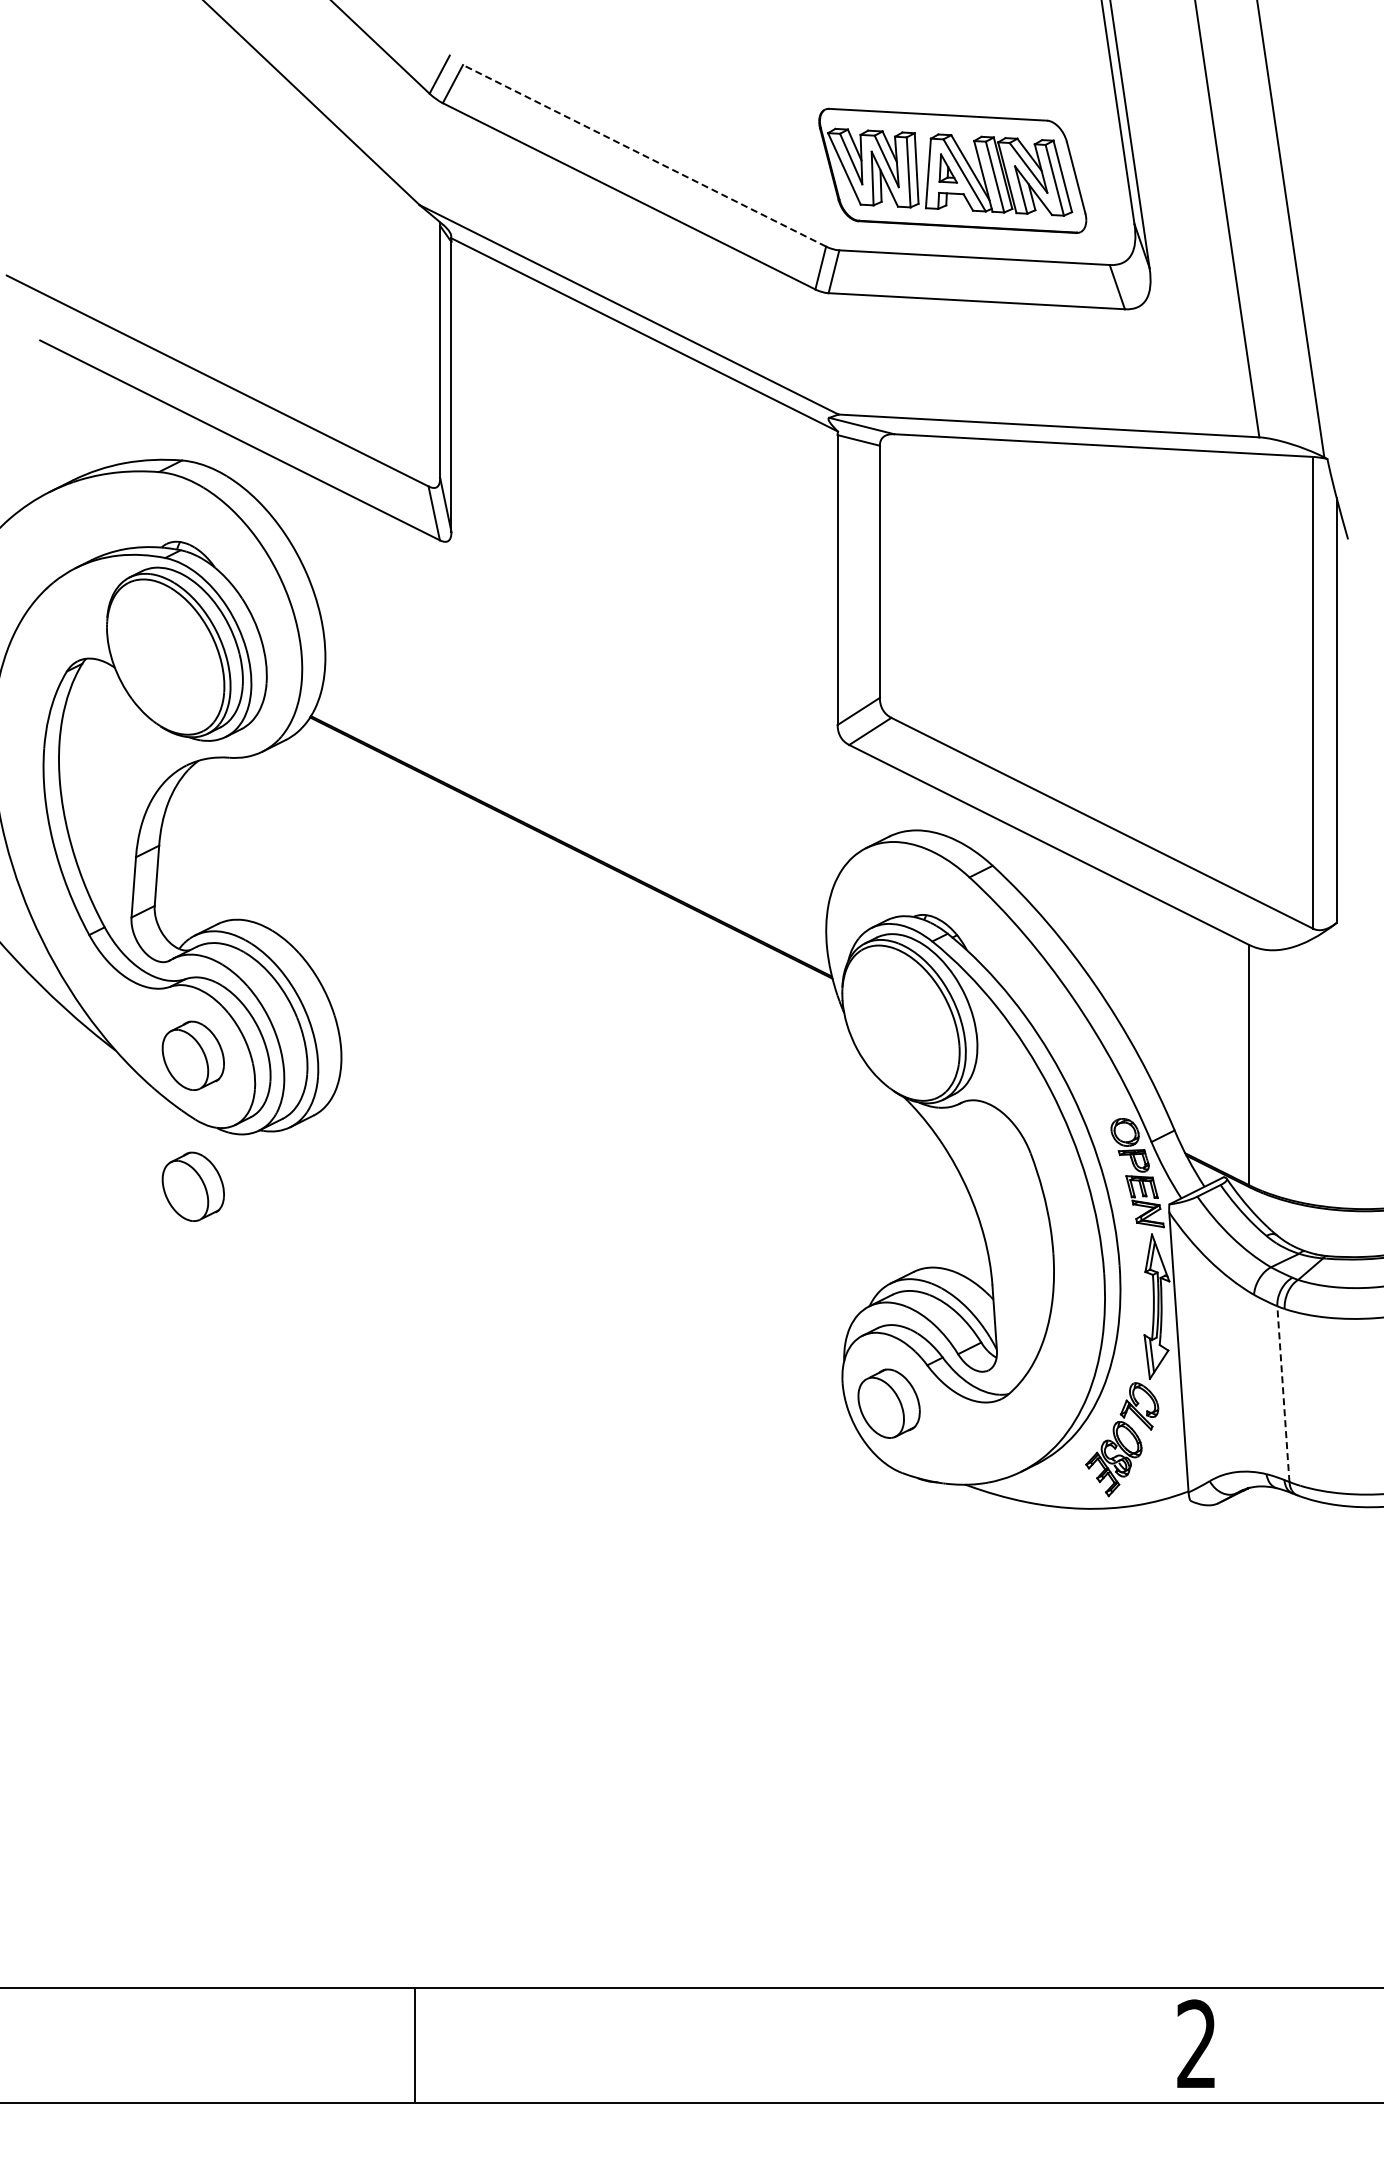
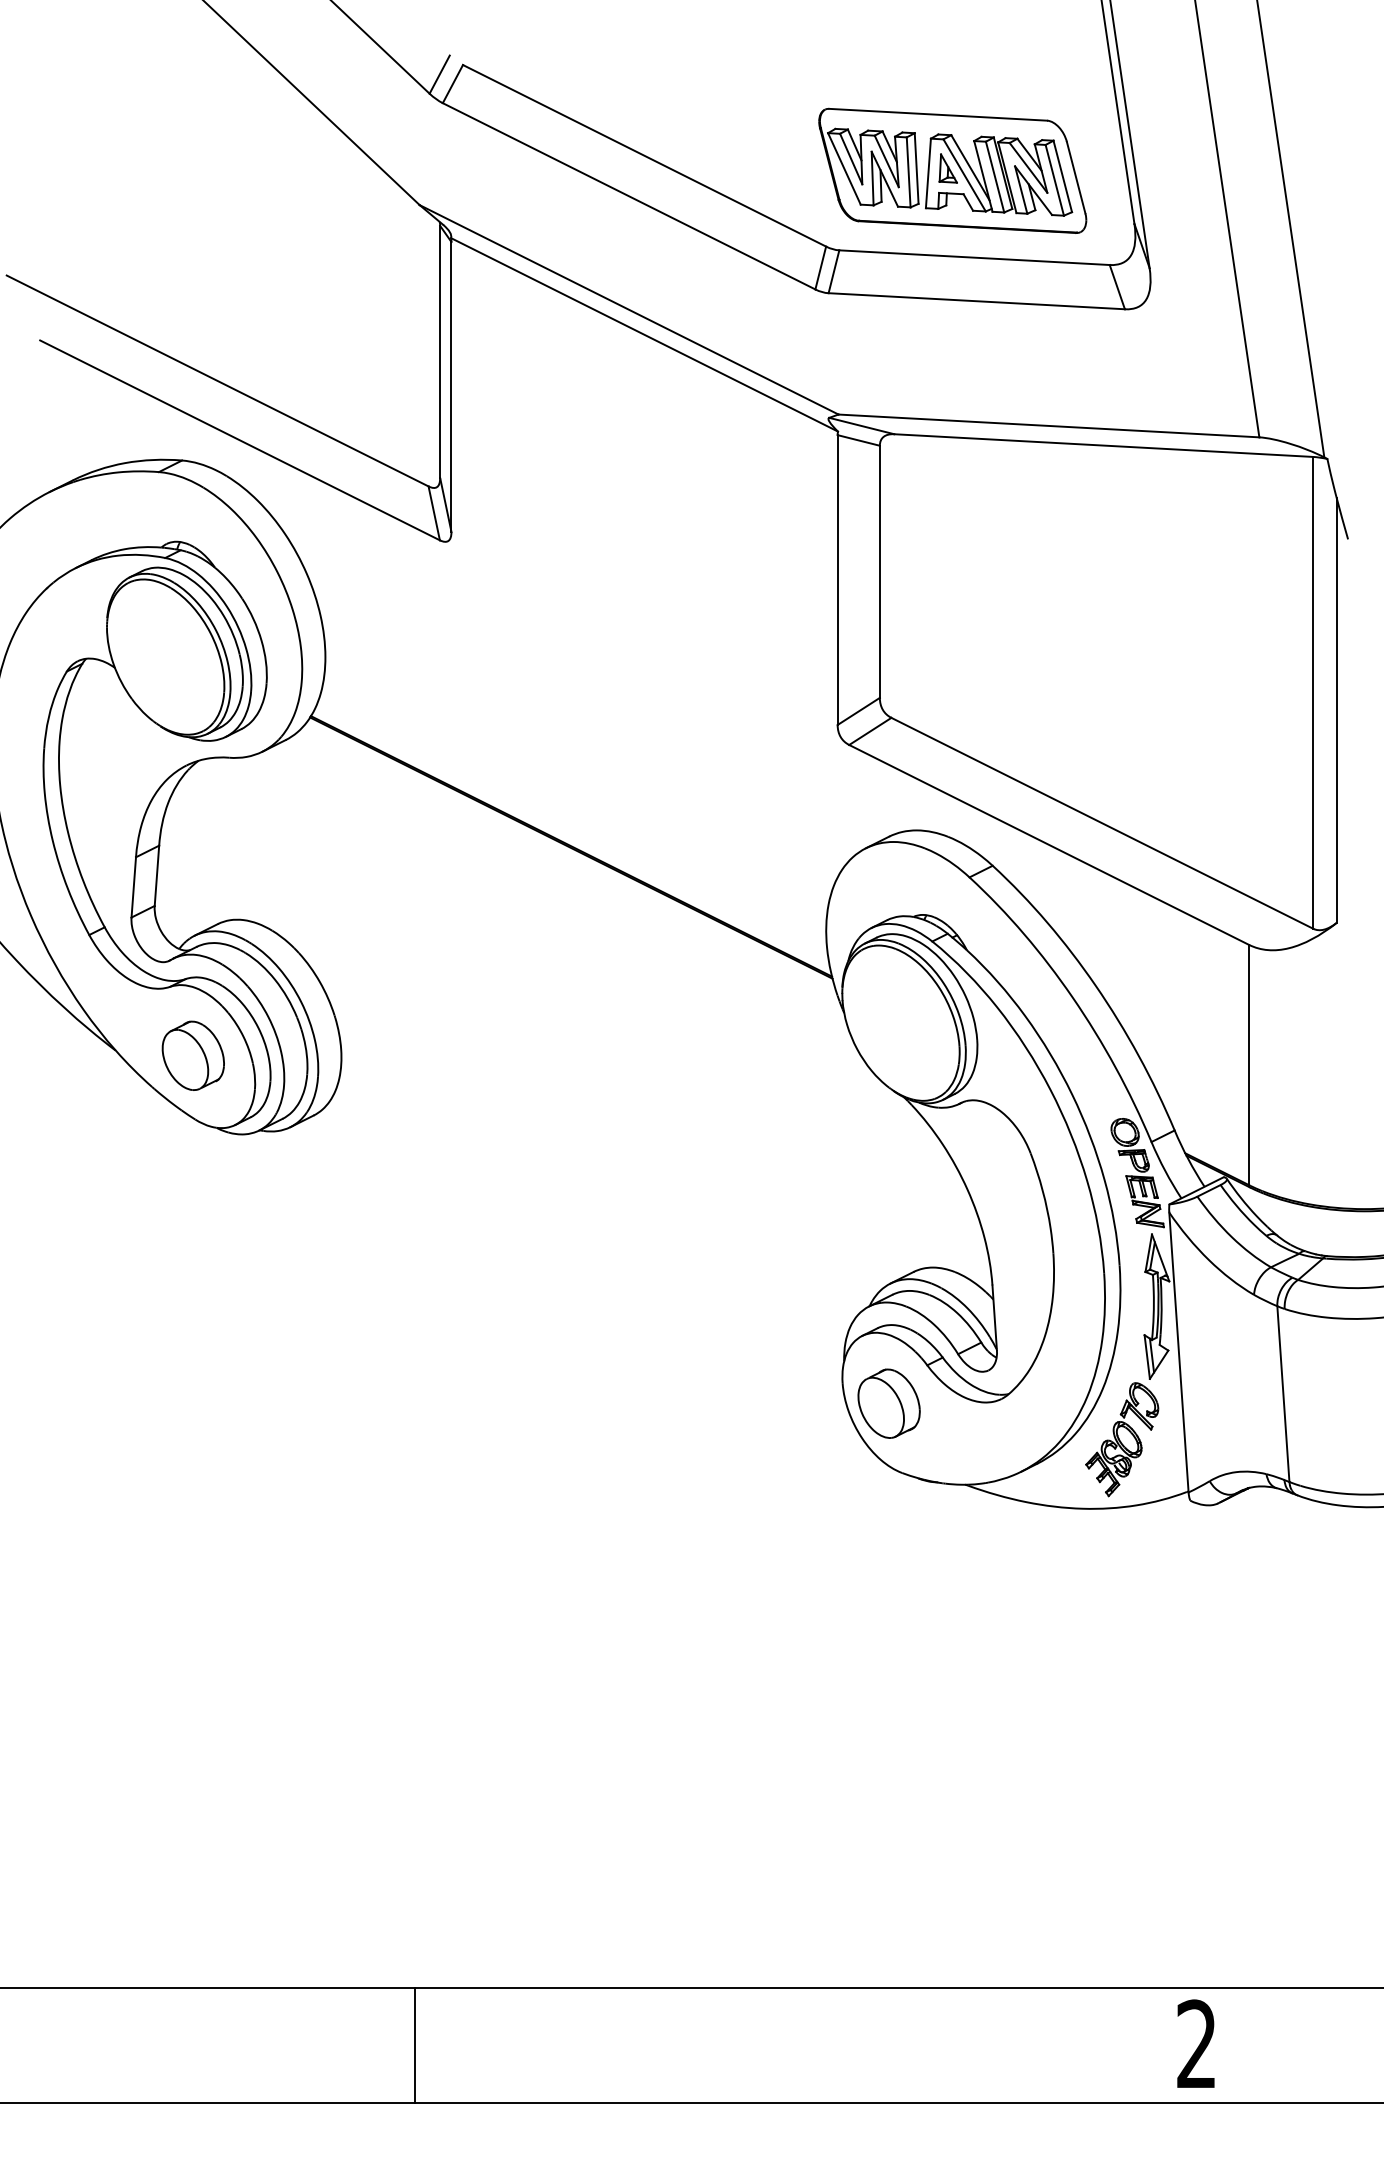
line: dashed -> solid (644, 155)
part: present -> none (192, 1186)
line: dashed -> solid (1283, 1393)
